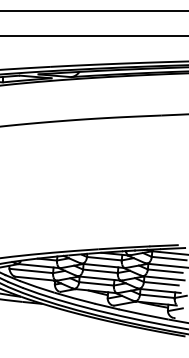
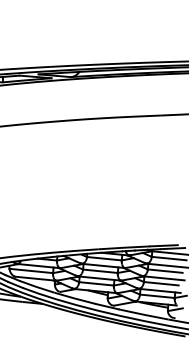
line: present -> none (93, 11)
line: present -> none (93, 36)
